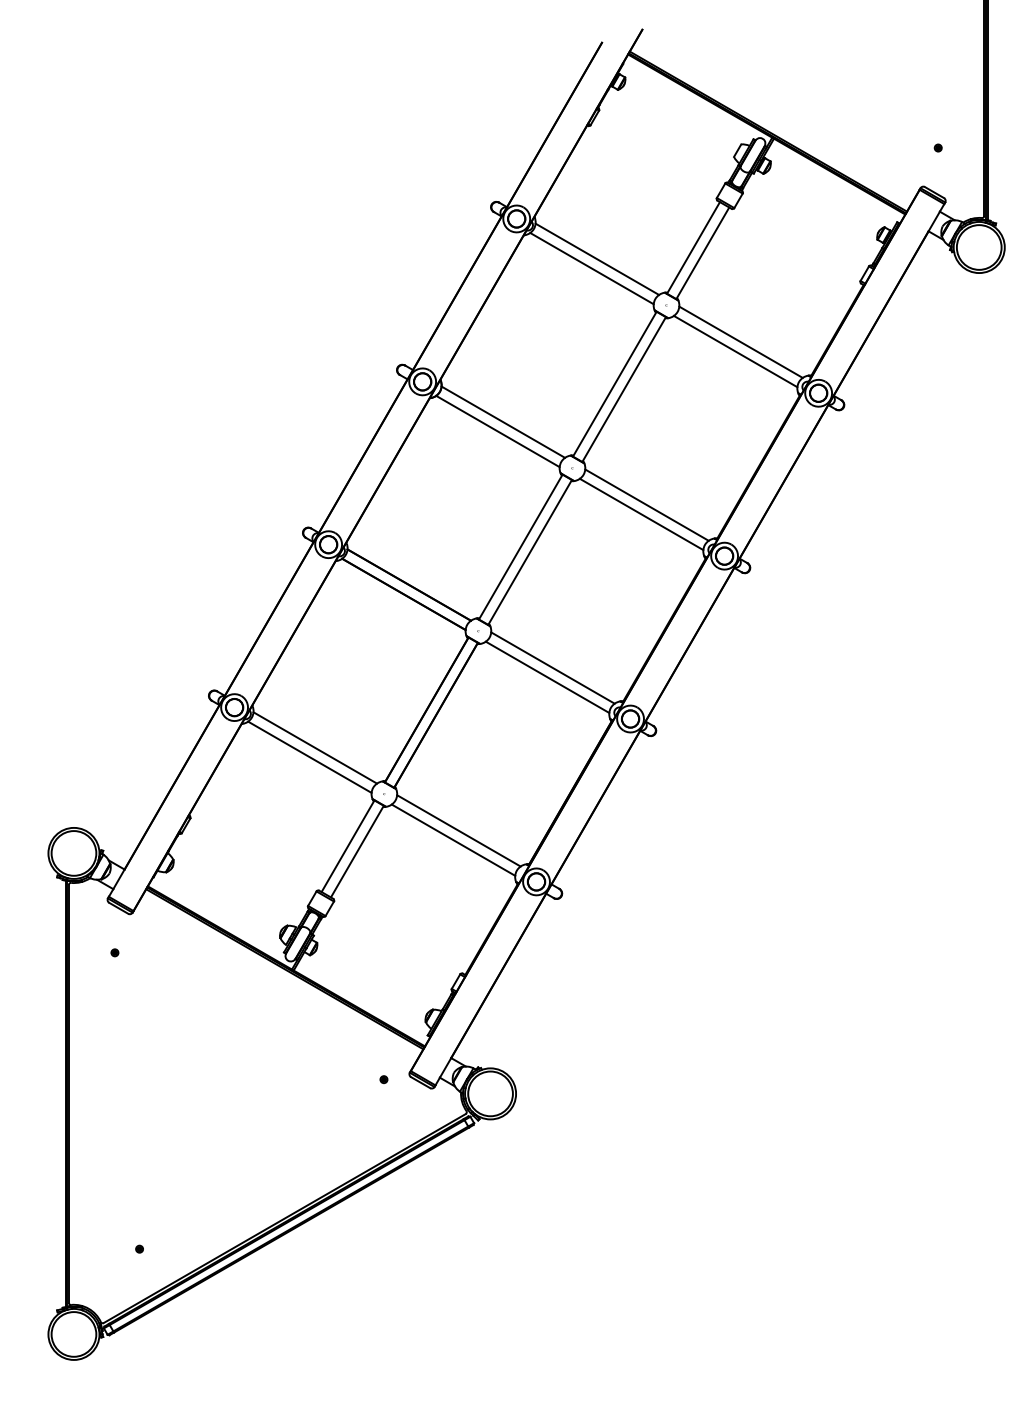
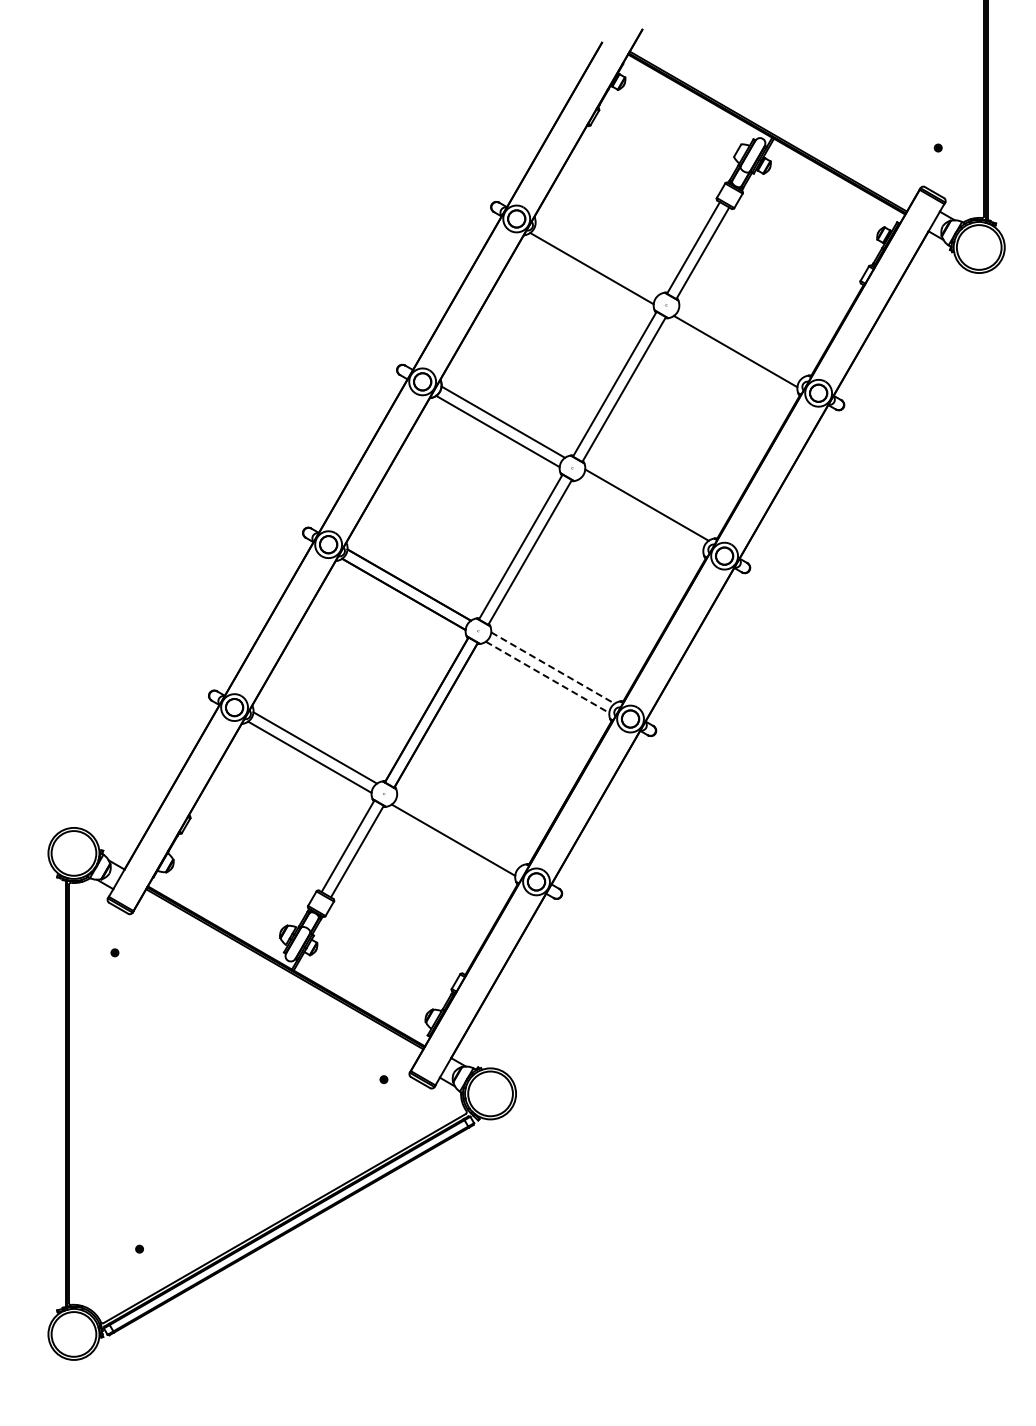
line: present -> none (597, 258)
line: present -> none (740, 341)
line: present -> none (641, 514)
line: solid -> dashed (553, 668)
line: solid -> dashed (548, 677)
line: present -> none (458, 830)
